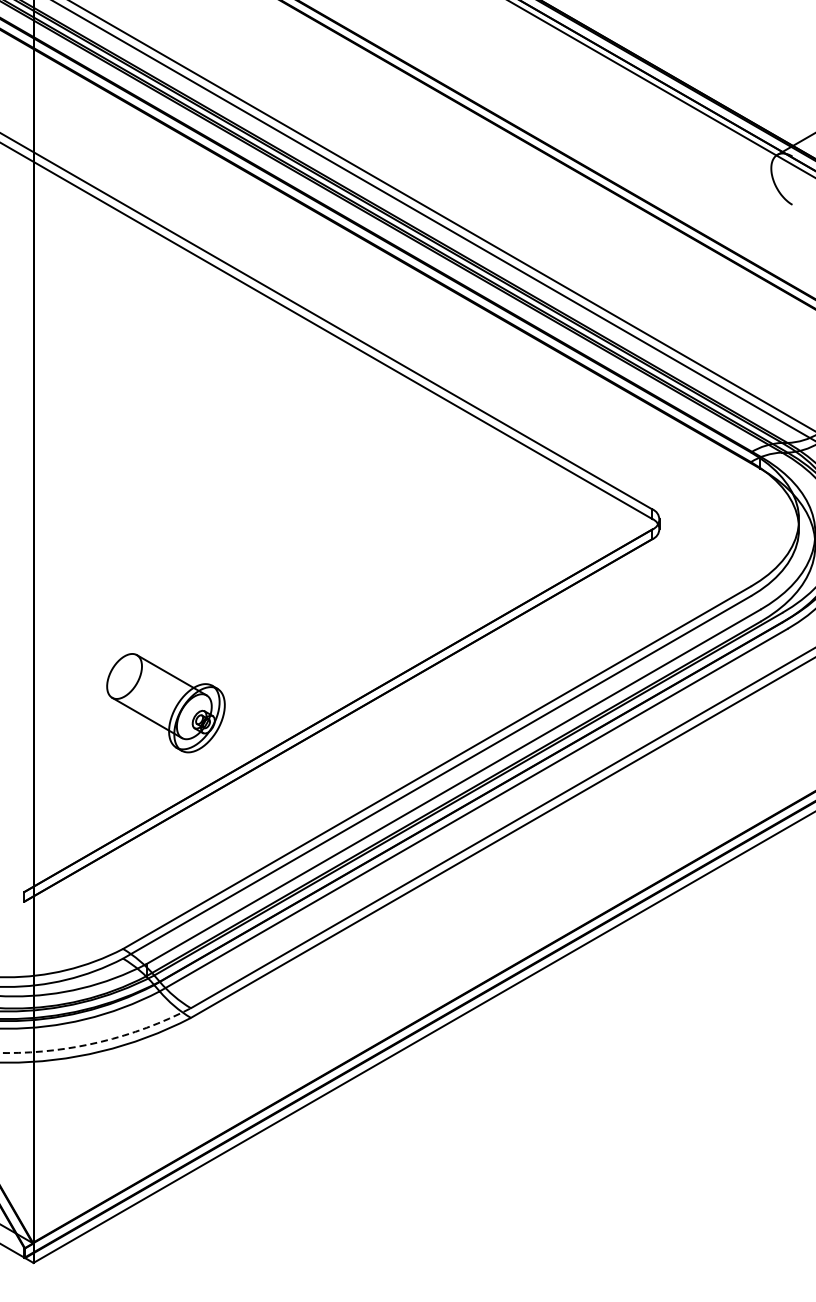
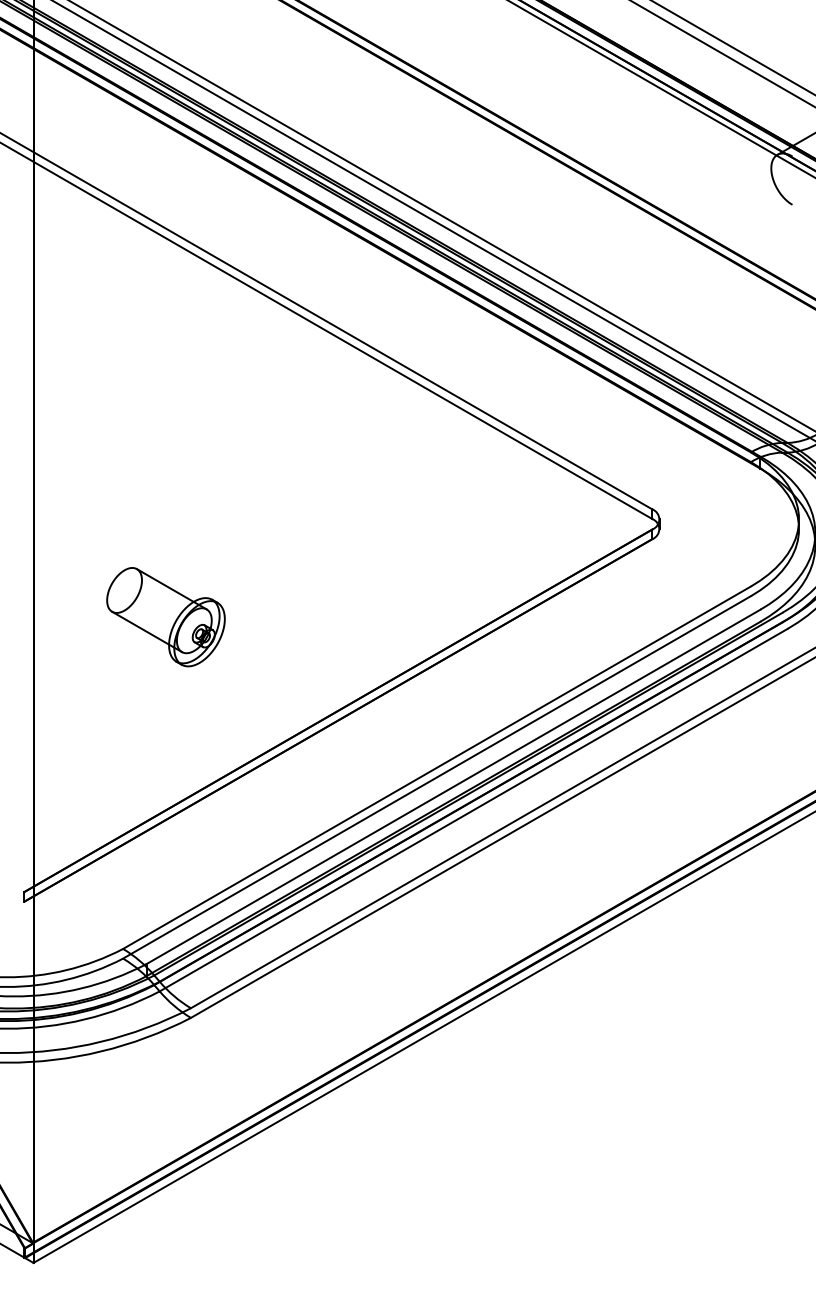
line: none -> present (733, 47)
line: none -> present (722, 53)
part position: (165, 703) -> (165, 617) (165, 617)
arc: dashed -> solid (100, 1042)
